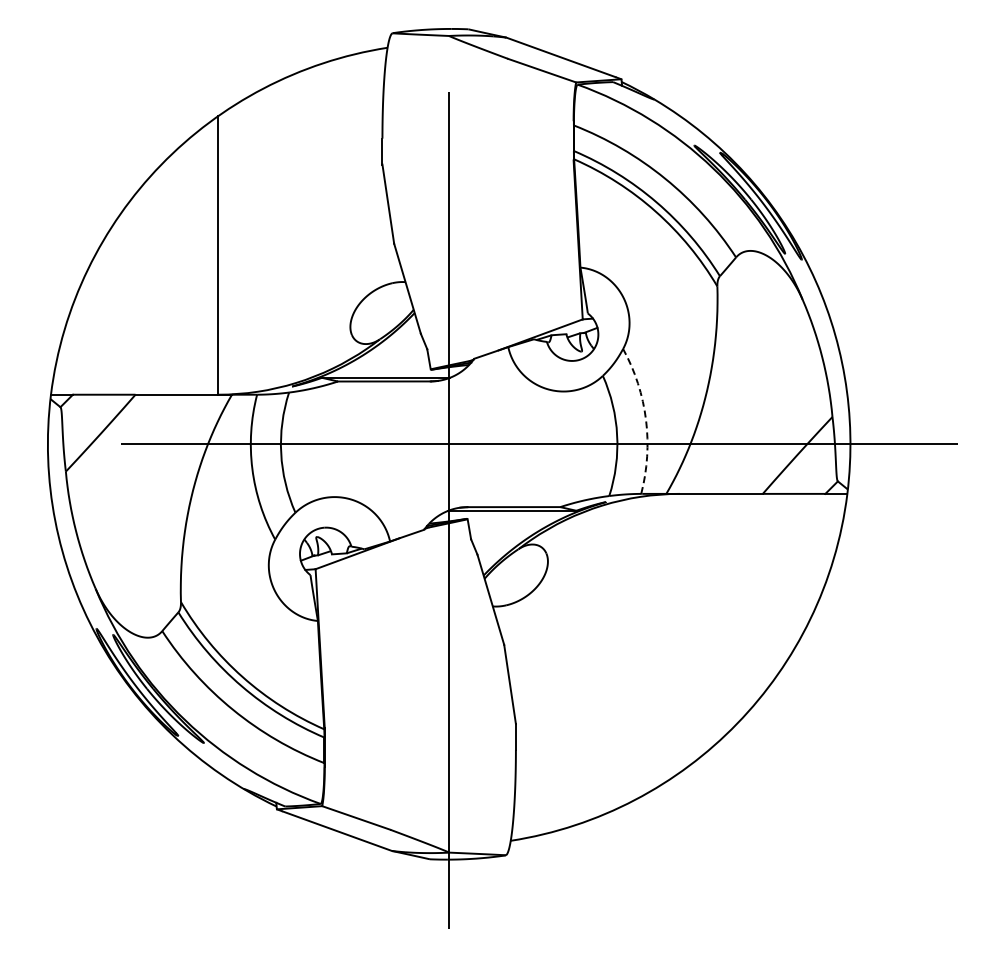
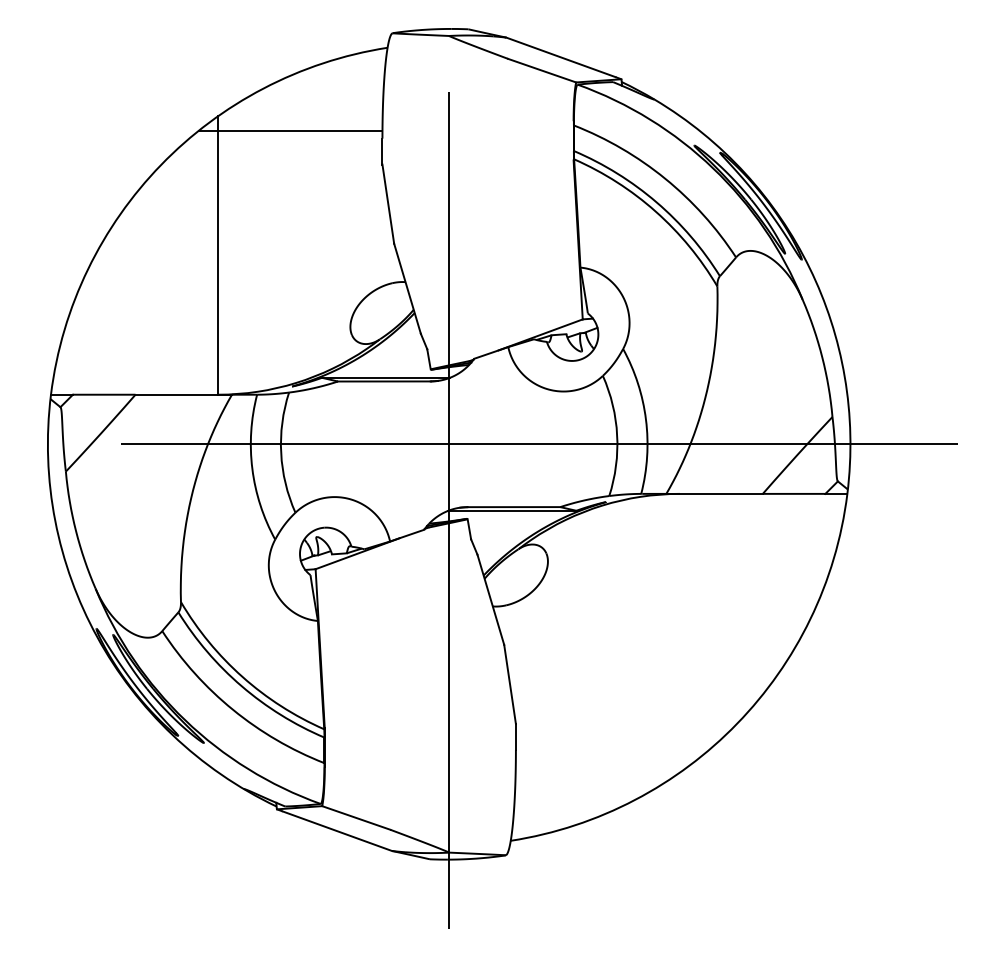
line: none -> present (290, 130)
arc: dashed -> solid (646, 419)
